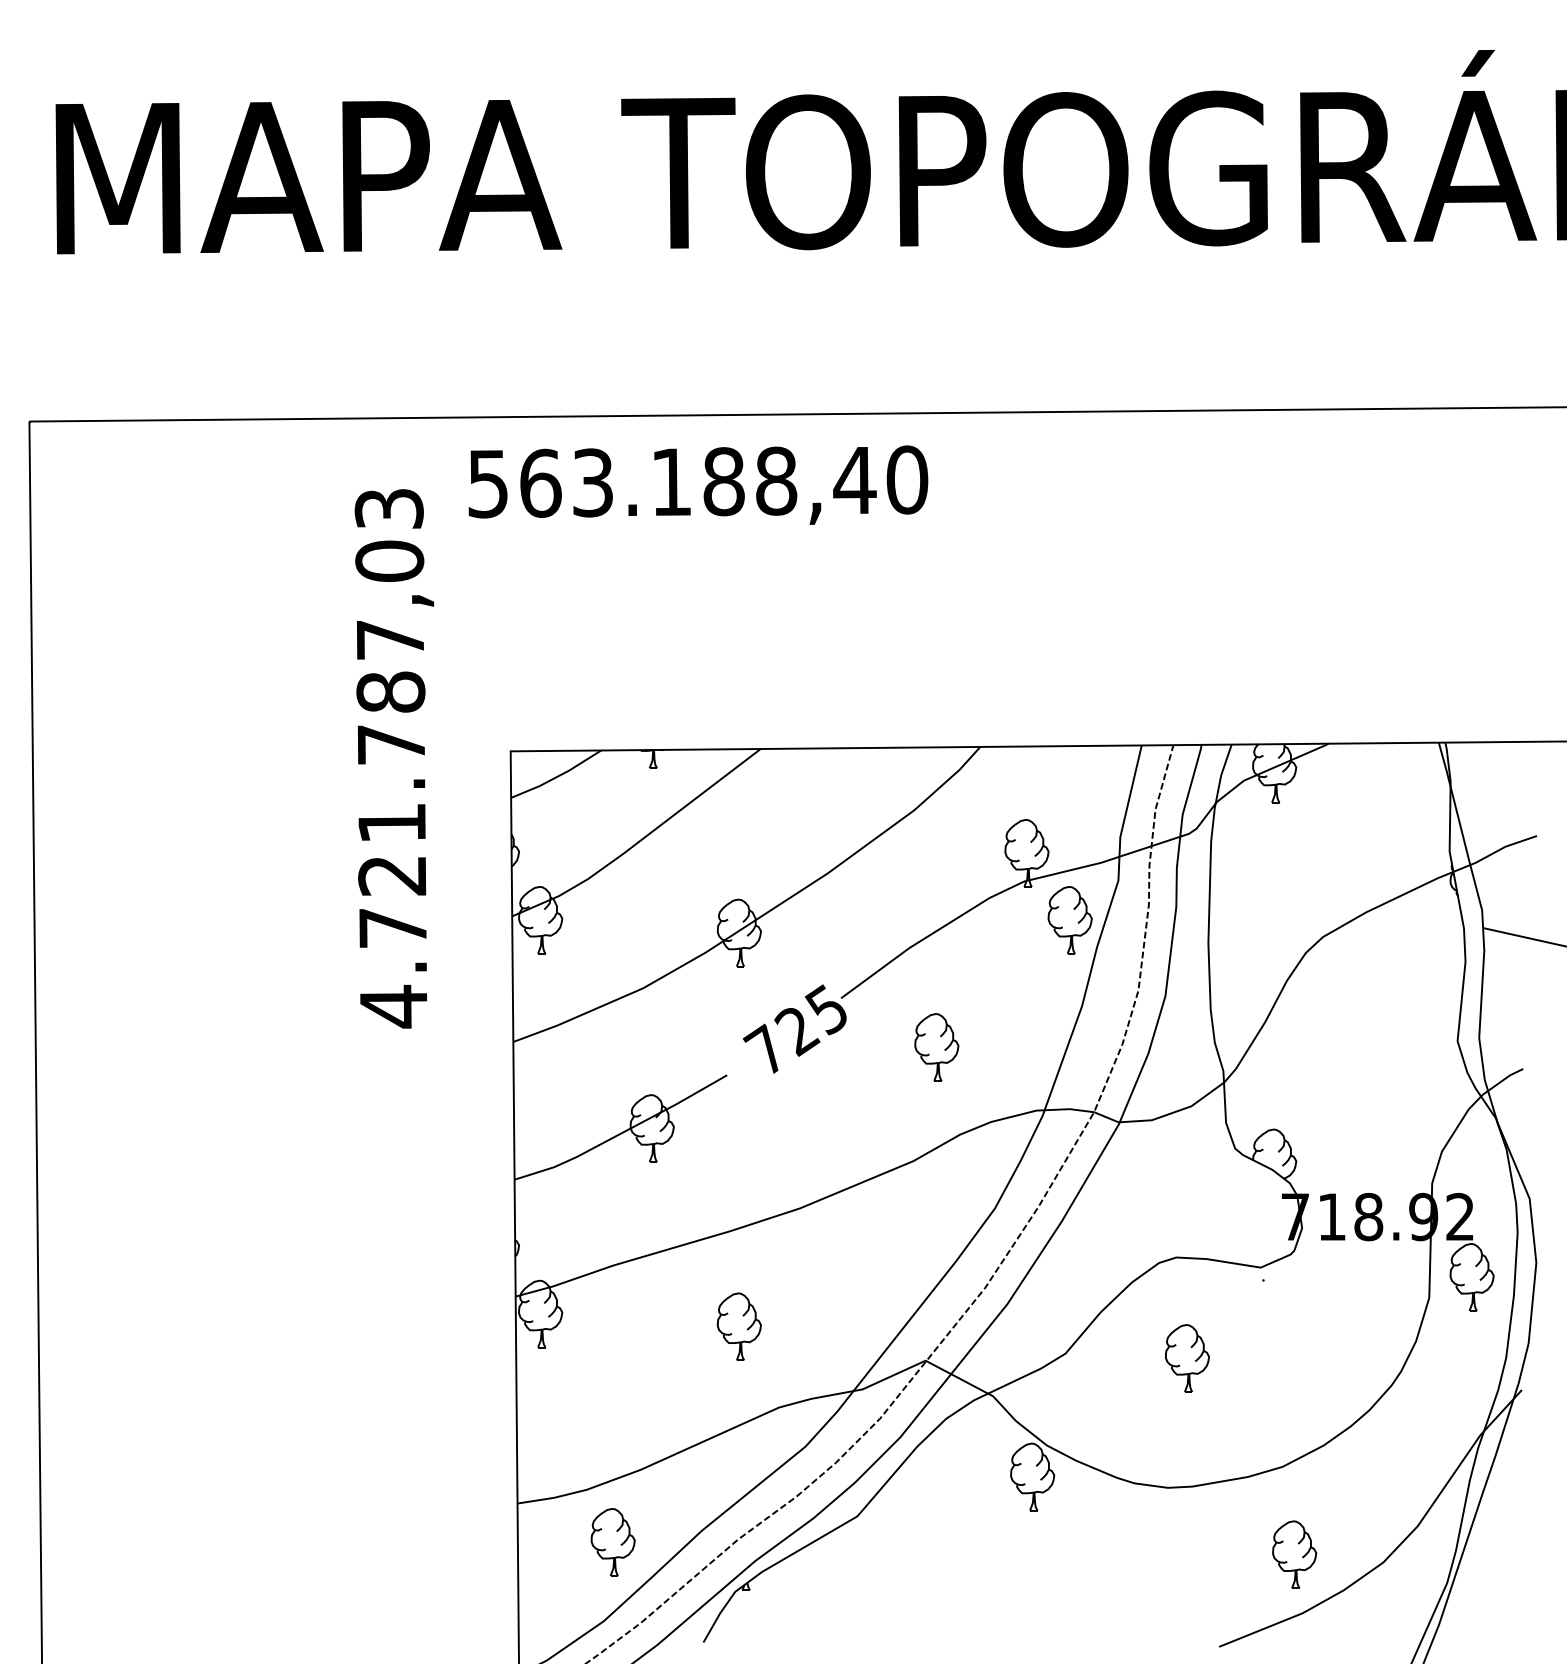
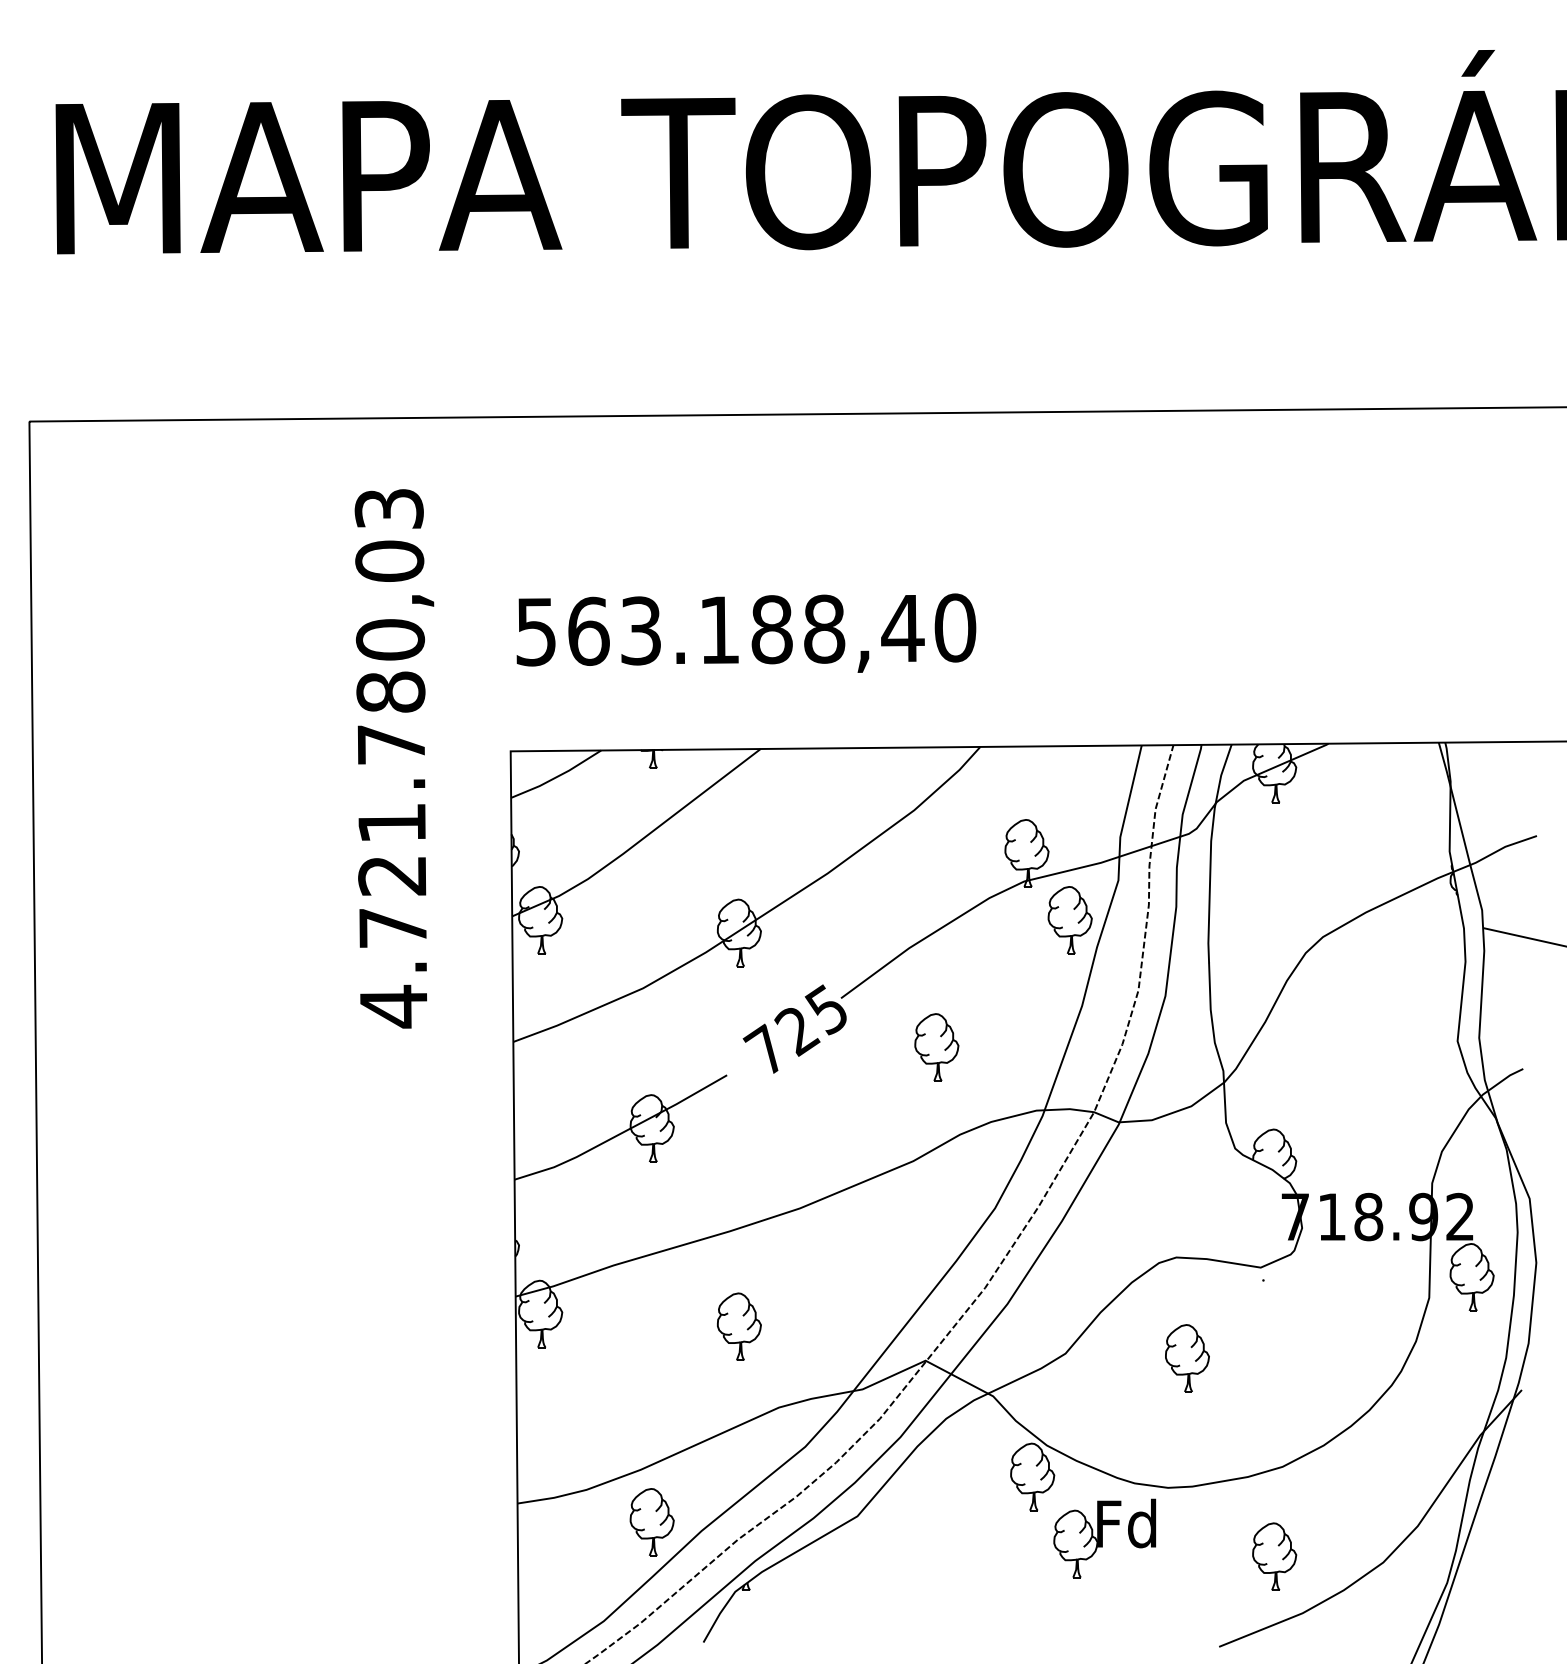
text position: (698, 484) -> (746, 632) (746, 632)
text: 4.721.787,03 -> 4.721.780,03 (390, 639)
part: none -> present (1104, 1538)
part position: (612, 1542) -> (651, 1522) (651, 1522)
part position: (1294, 1554) -> (1274, 1556) (1274, 1556)
